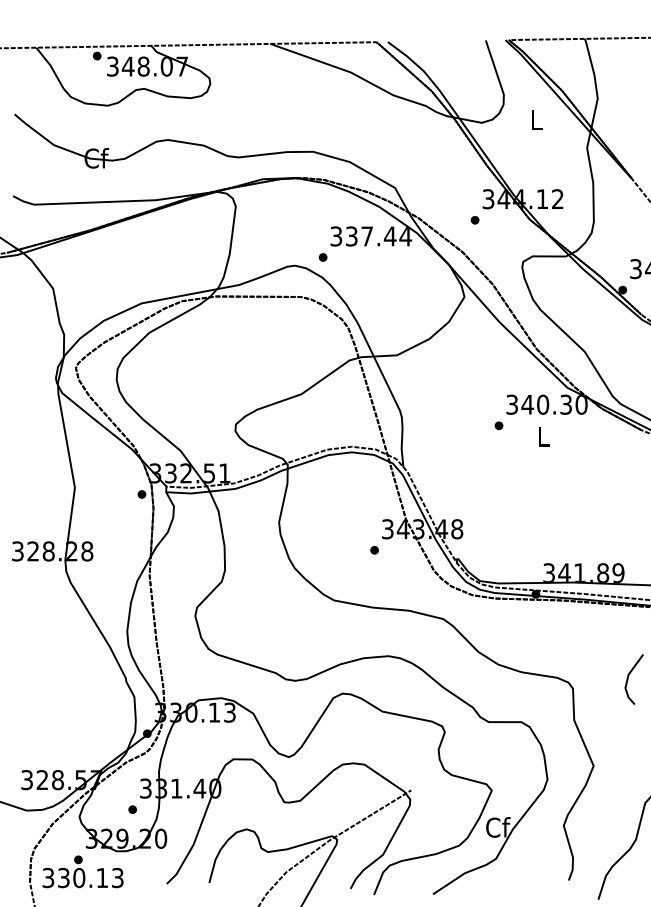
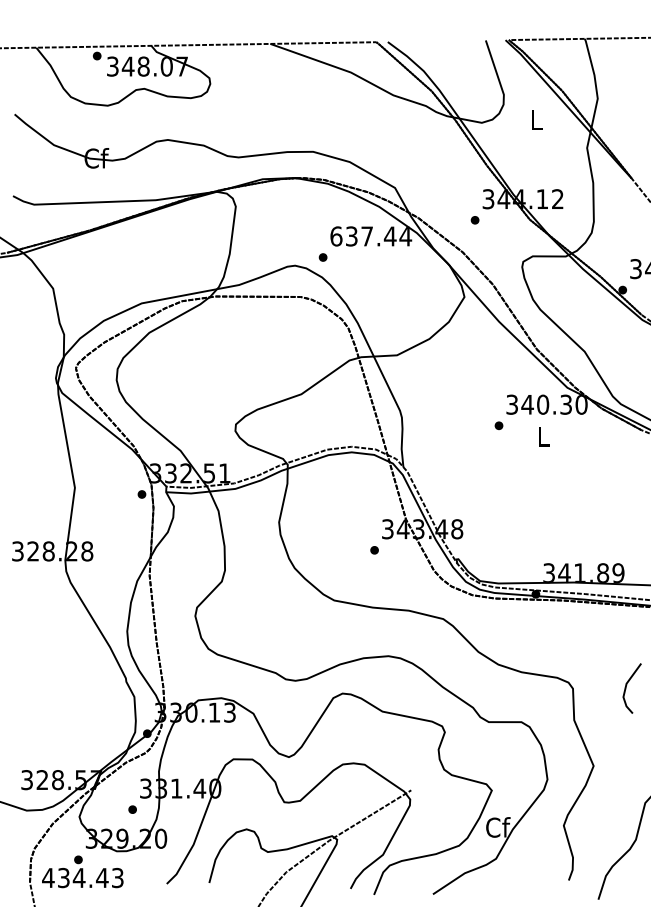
text: 337.44 -> 637.44 (336, 236)
line position: (629, 676) -> (627, 685) (627, 685)
text: 330.13 -> 434.43 (75, 877)
